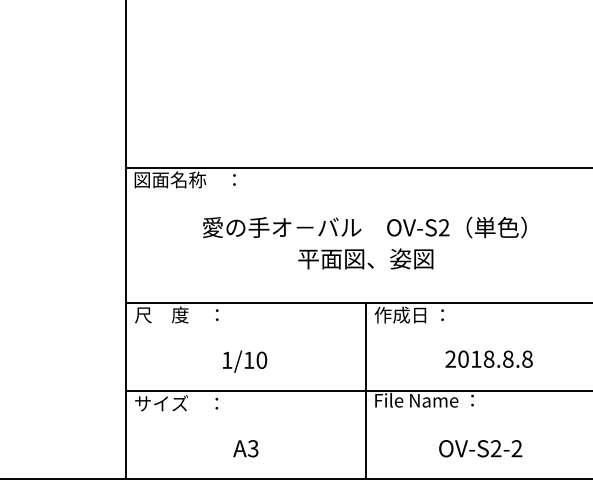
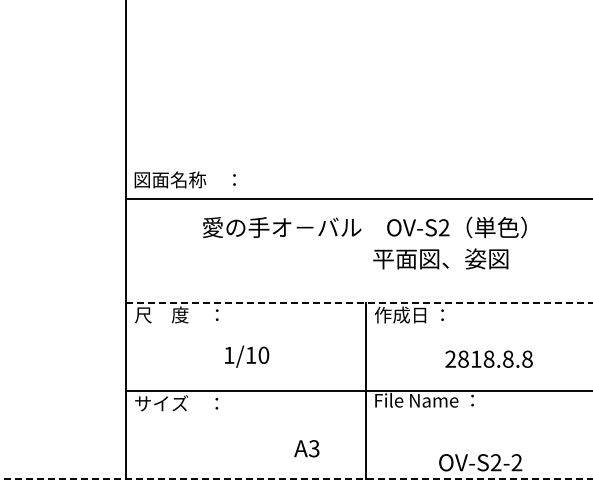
line position: (357, 167) -> (357, 198) (357, 198)
text position: (365, 258) -> (440, 258) (440, 258)
line: solid -> dashed (359, 302)
text: 2018.8.8 -> 2818.8.8 (463, 359)
text position: (245, 361) -> (247, 356) (247, 356)
text position: (245, 448) -> (306, 448) (306, 448)
text position: (480, 448) -> (480, 462) (480, 462)
line: solid -> dashed (296, 478)
